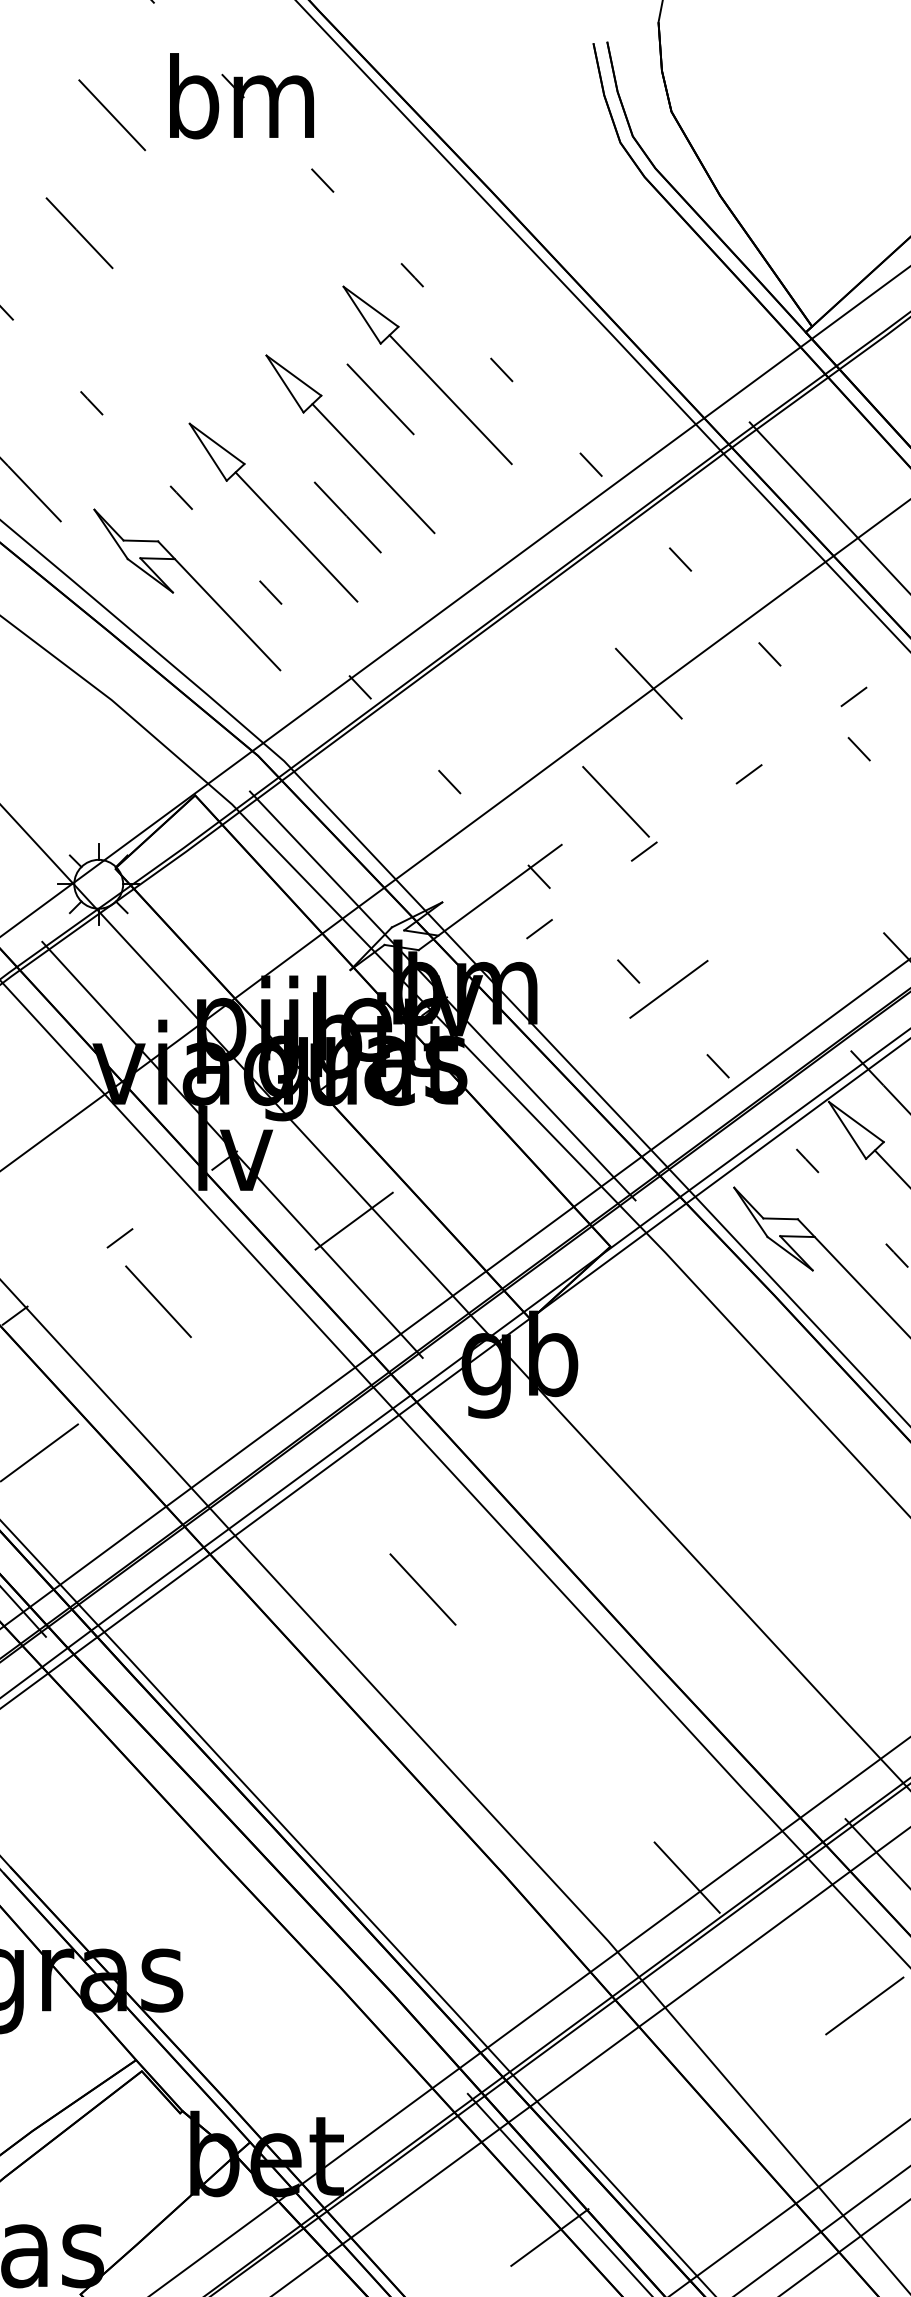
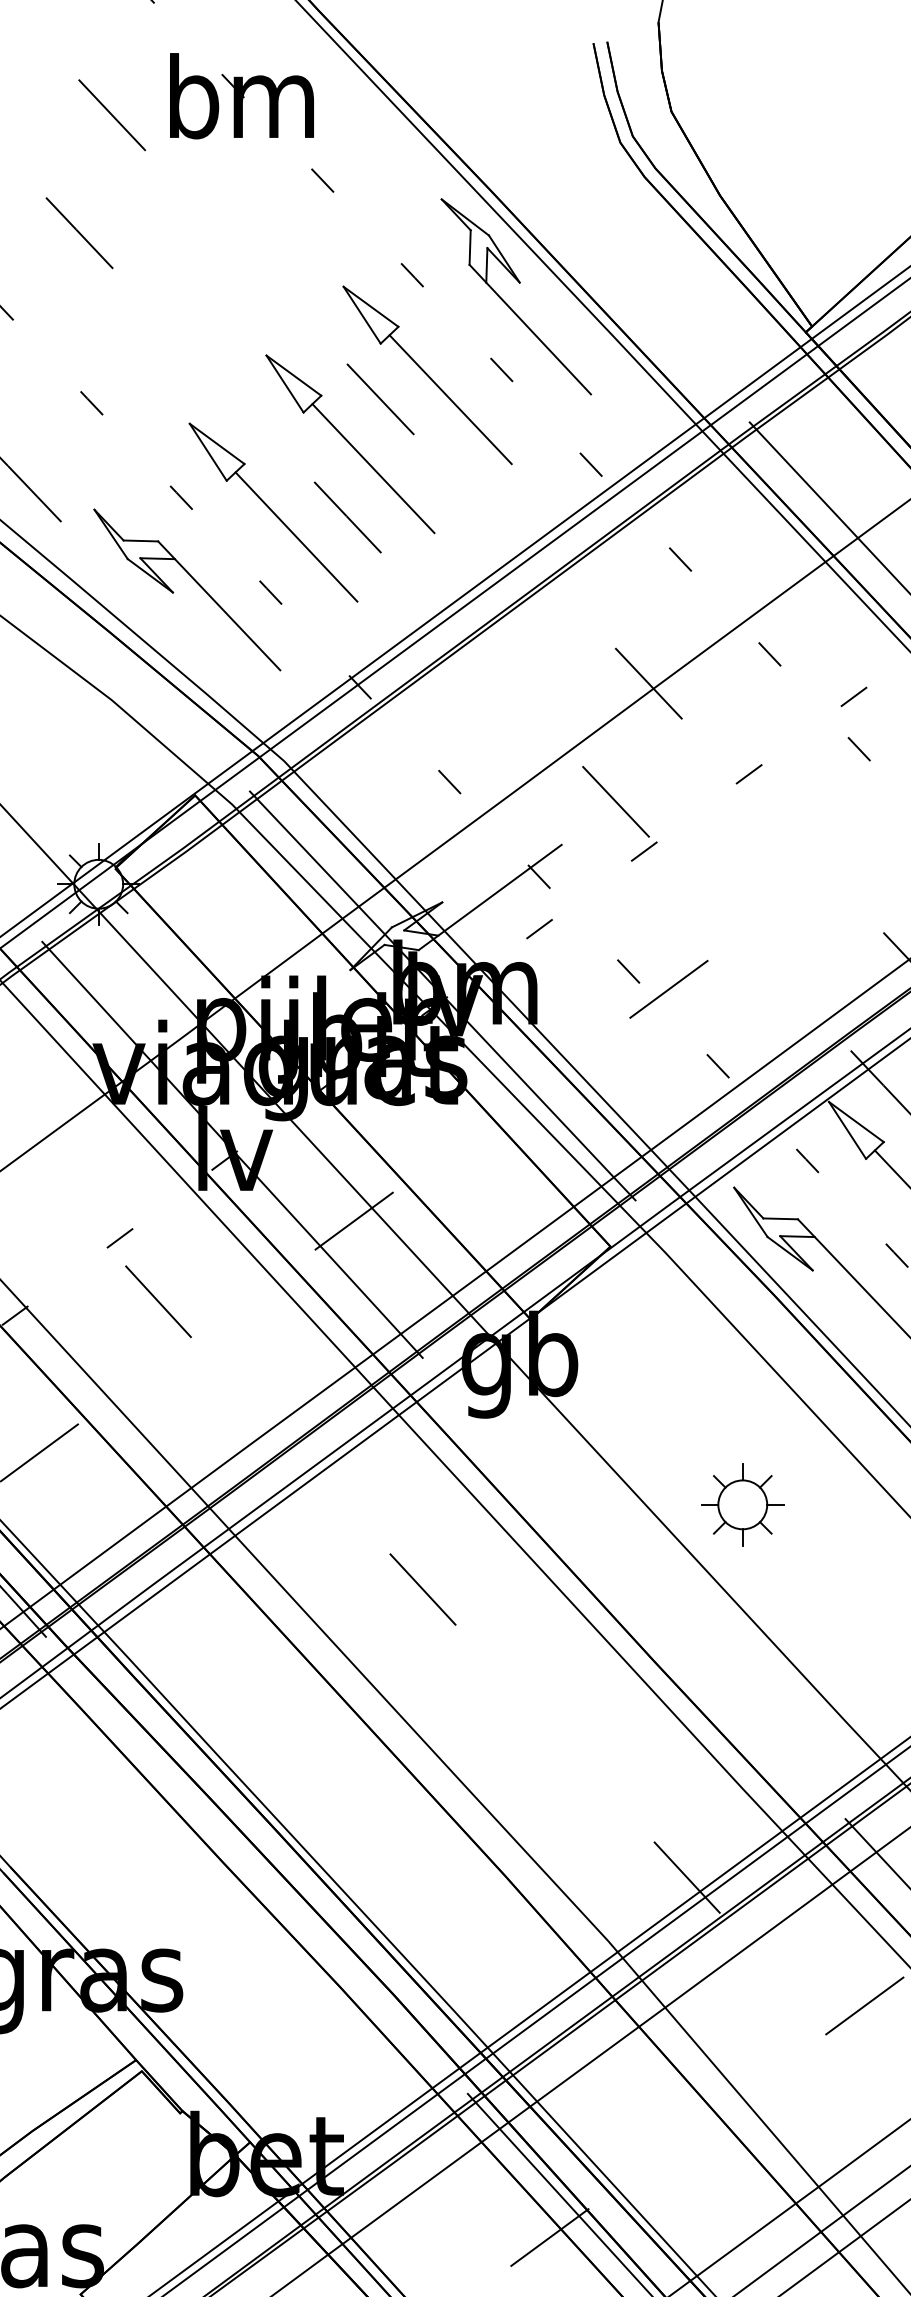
part: none -> present (508, 304)
line: none -> present (454, 613)
part: none -> present (742, 1504)
line: none -> present (536, 2020)
